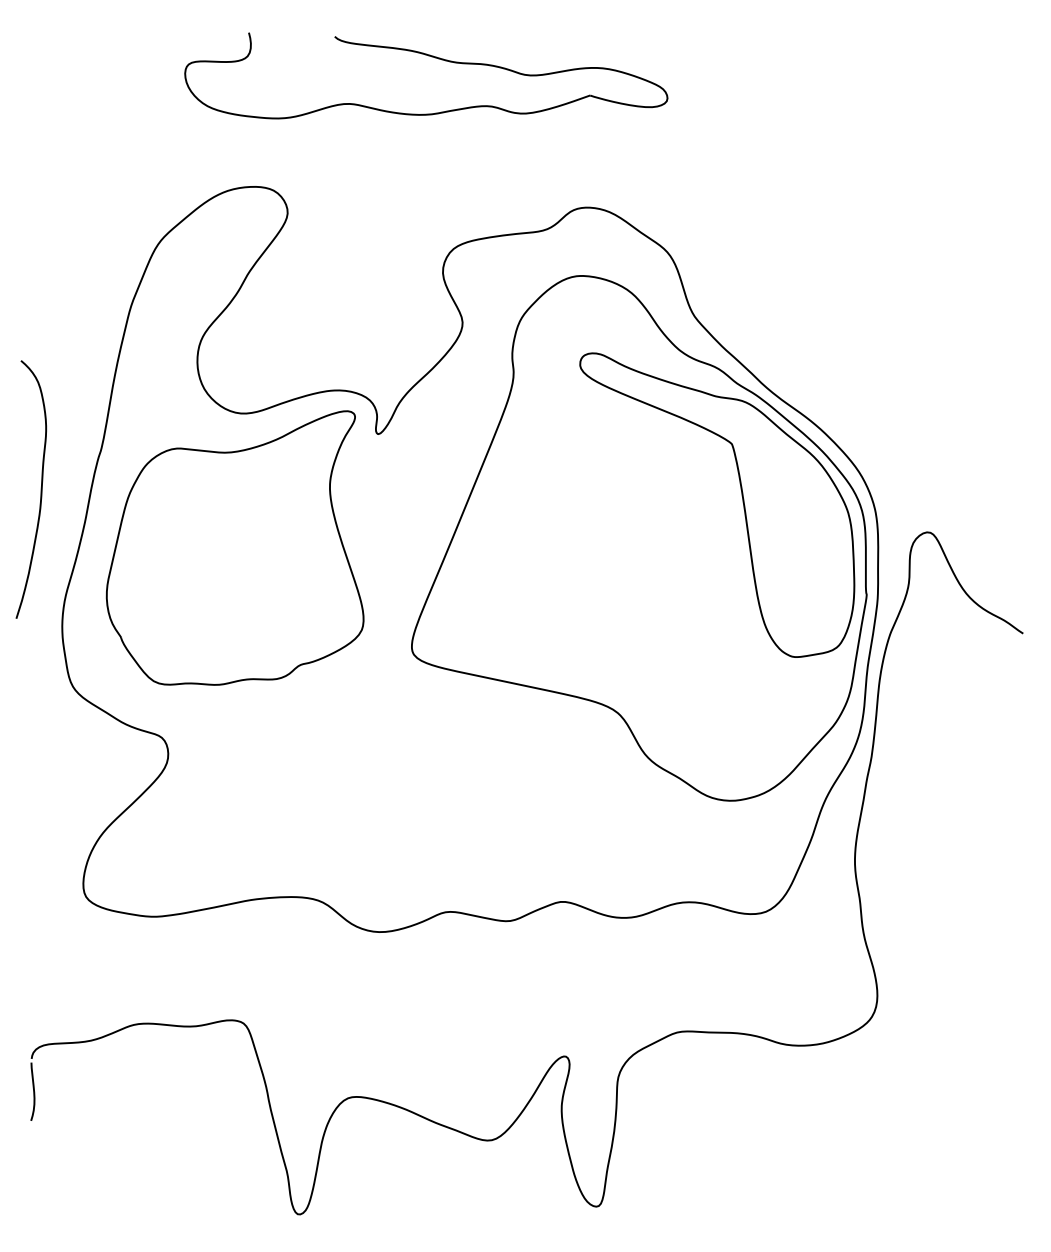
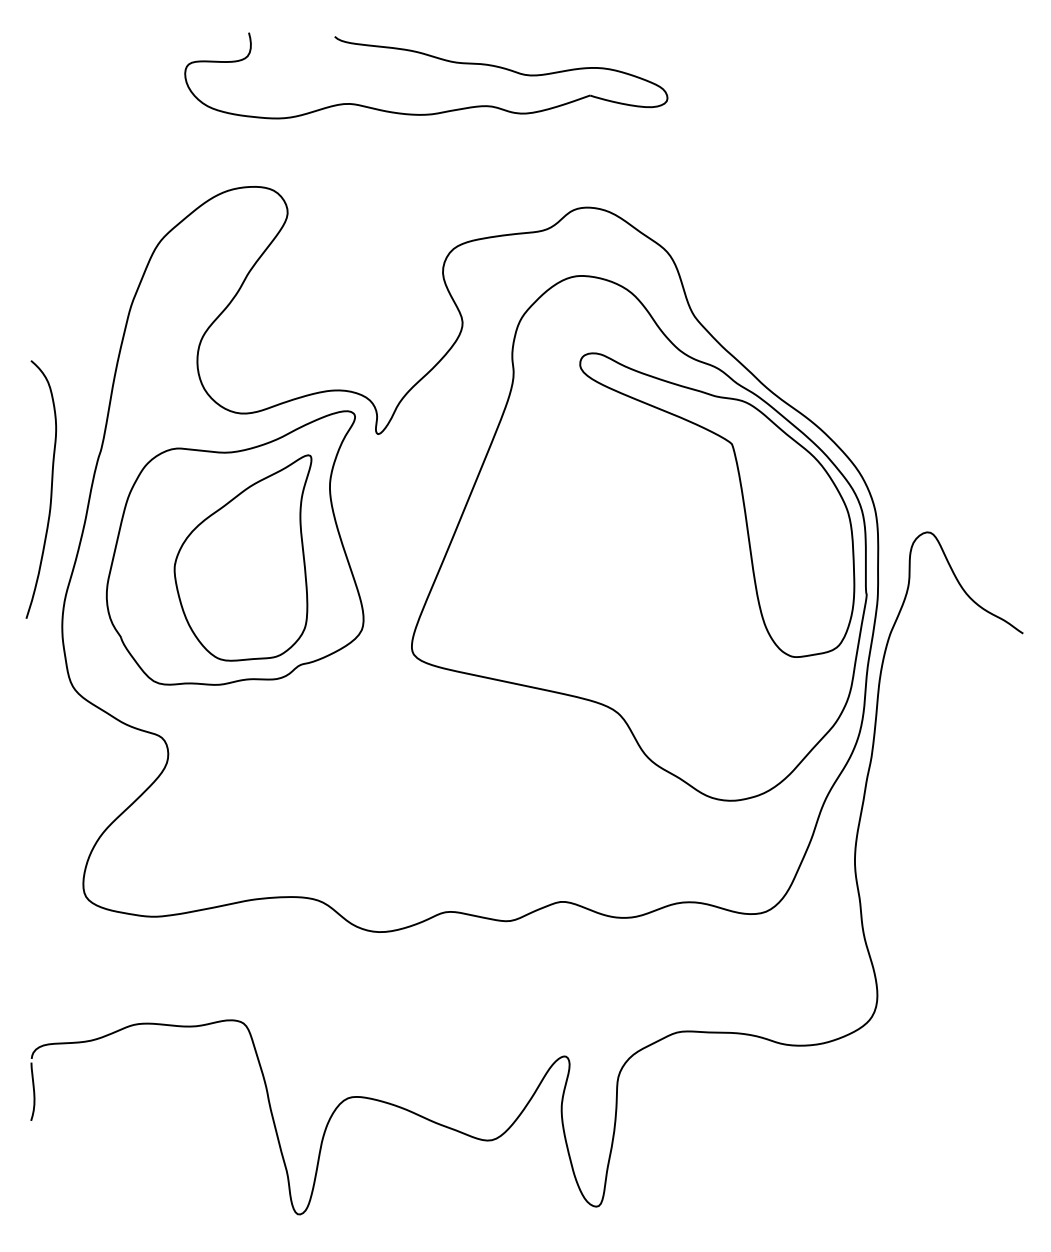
curve position: (40, 489) -> (50, 489) (50, 489)
part: none -> present (242, 557)
